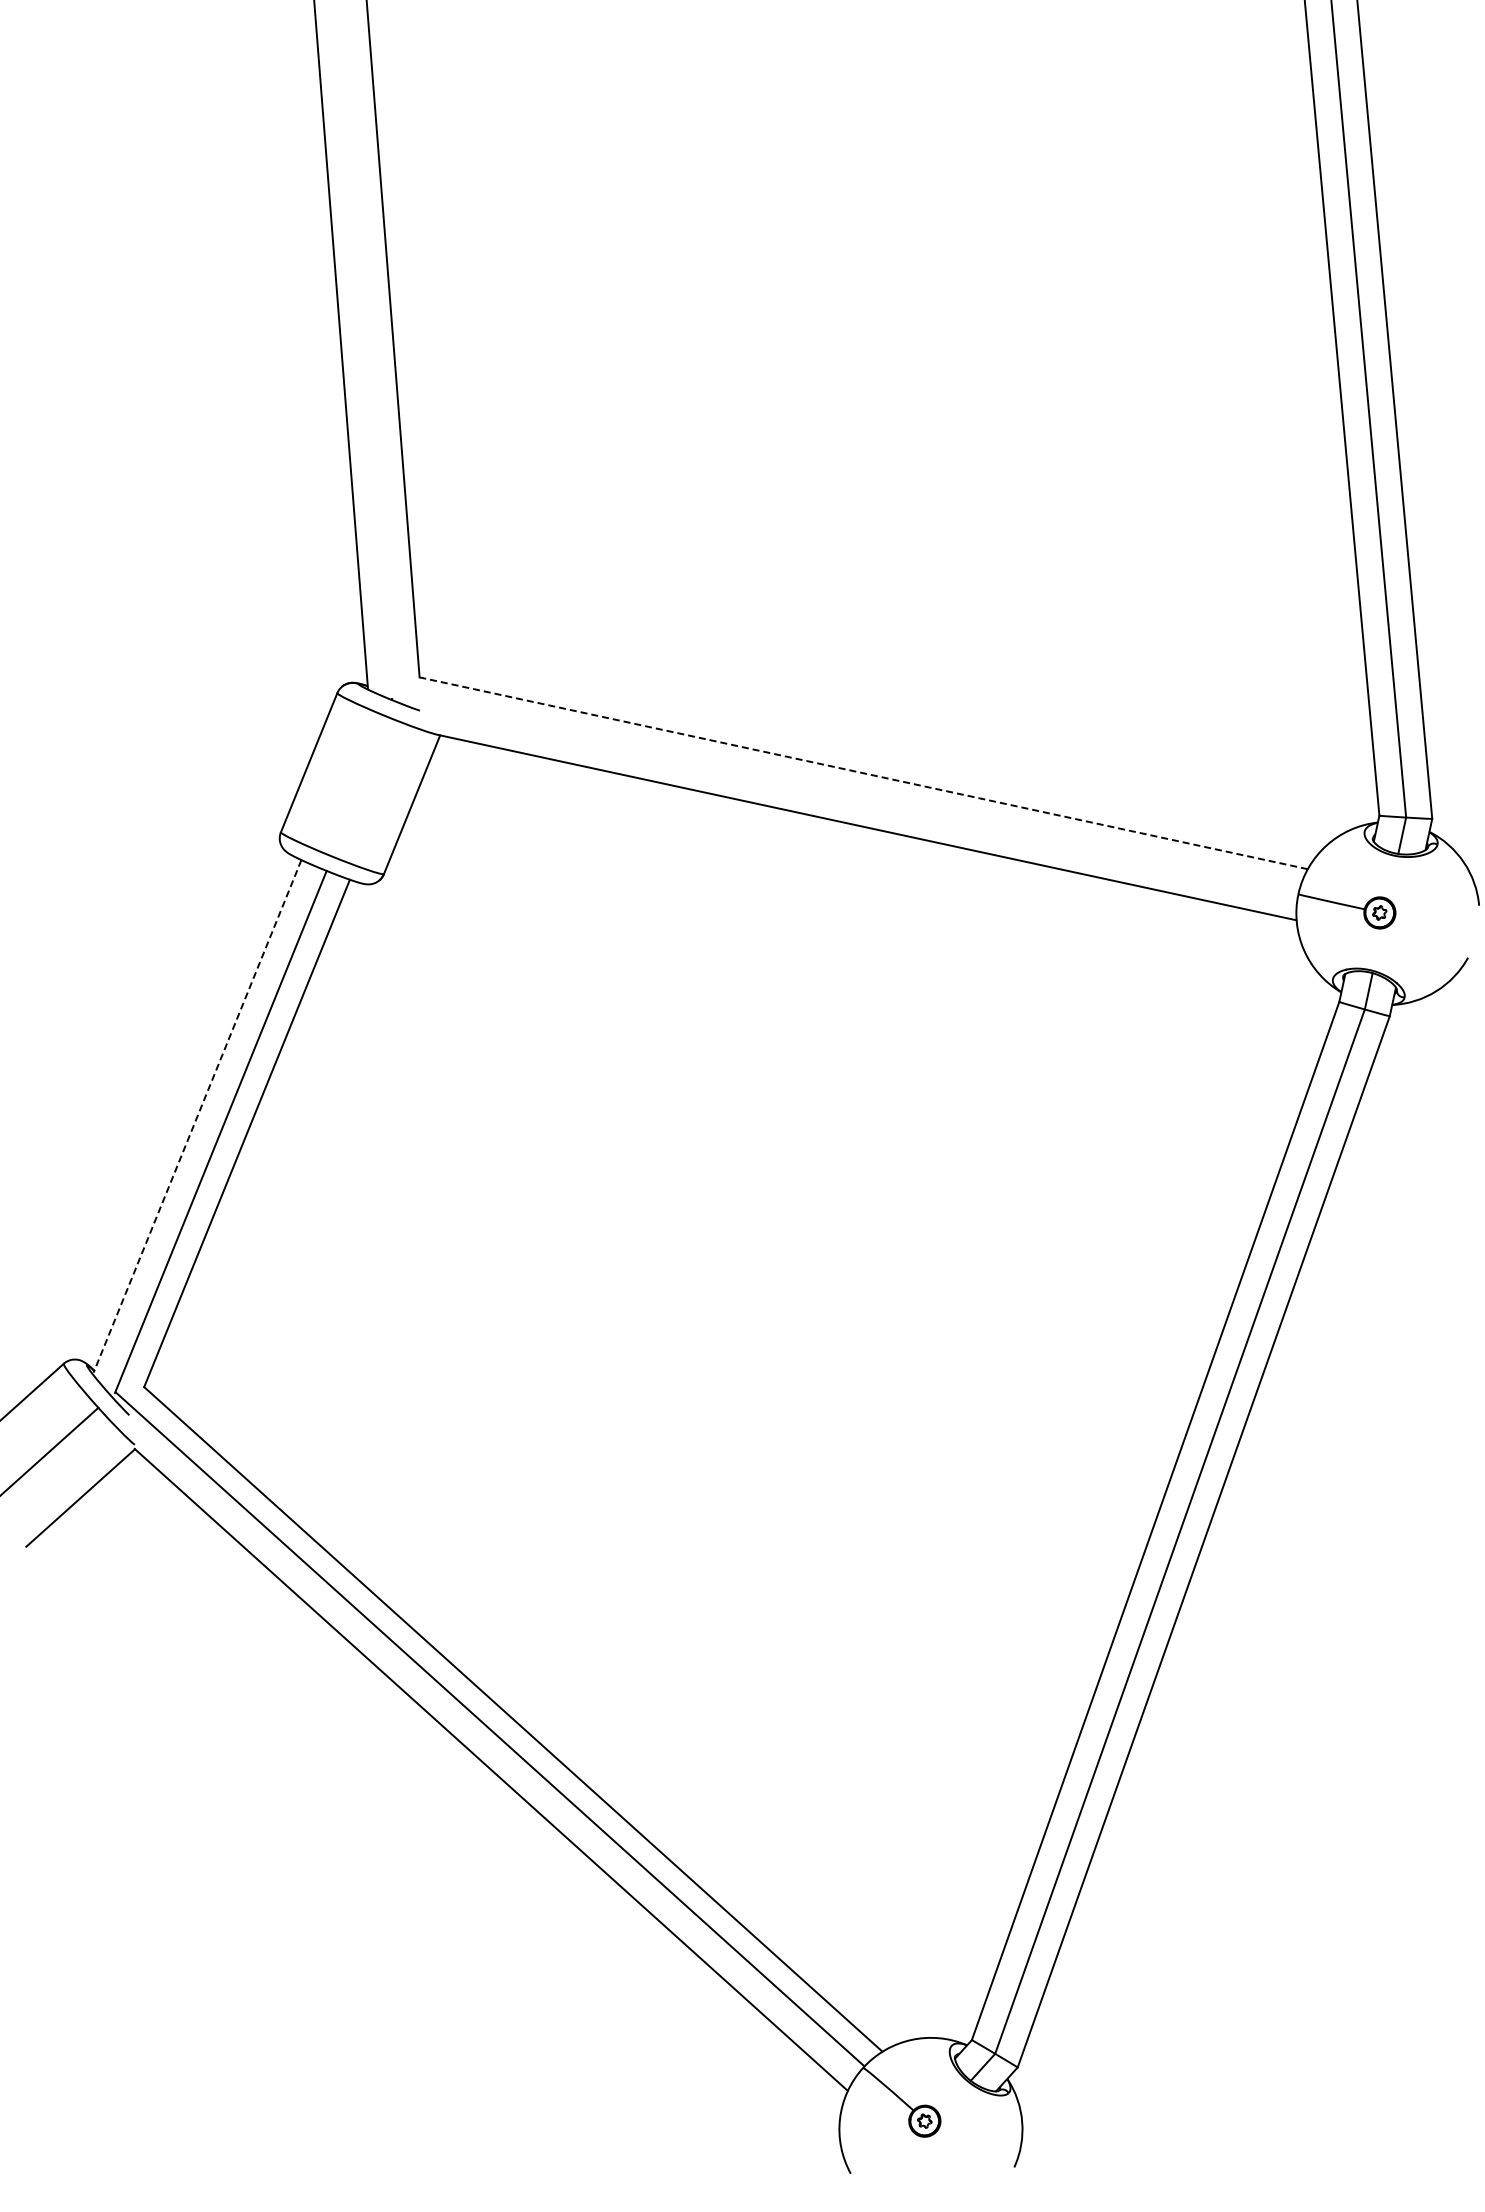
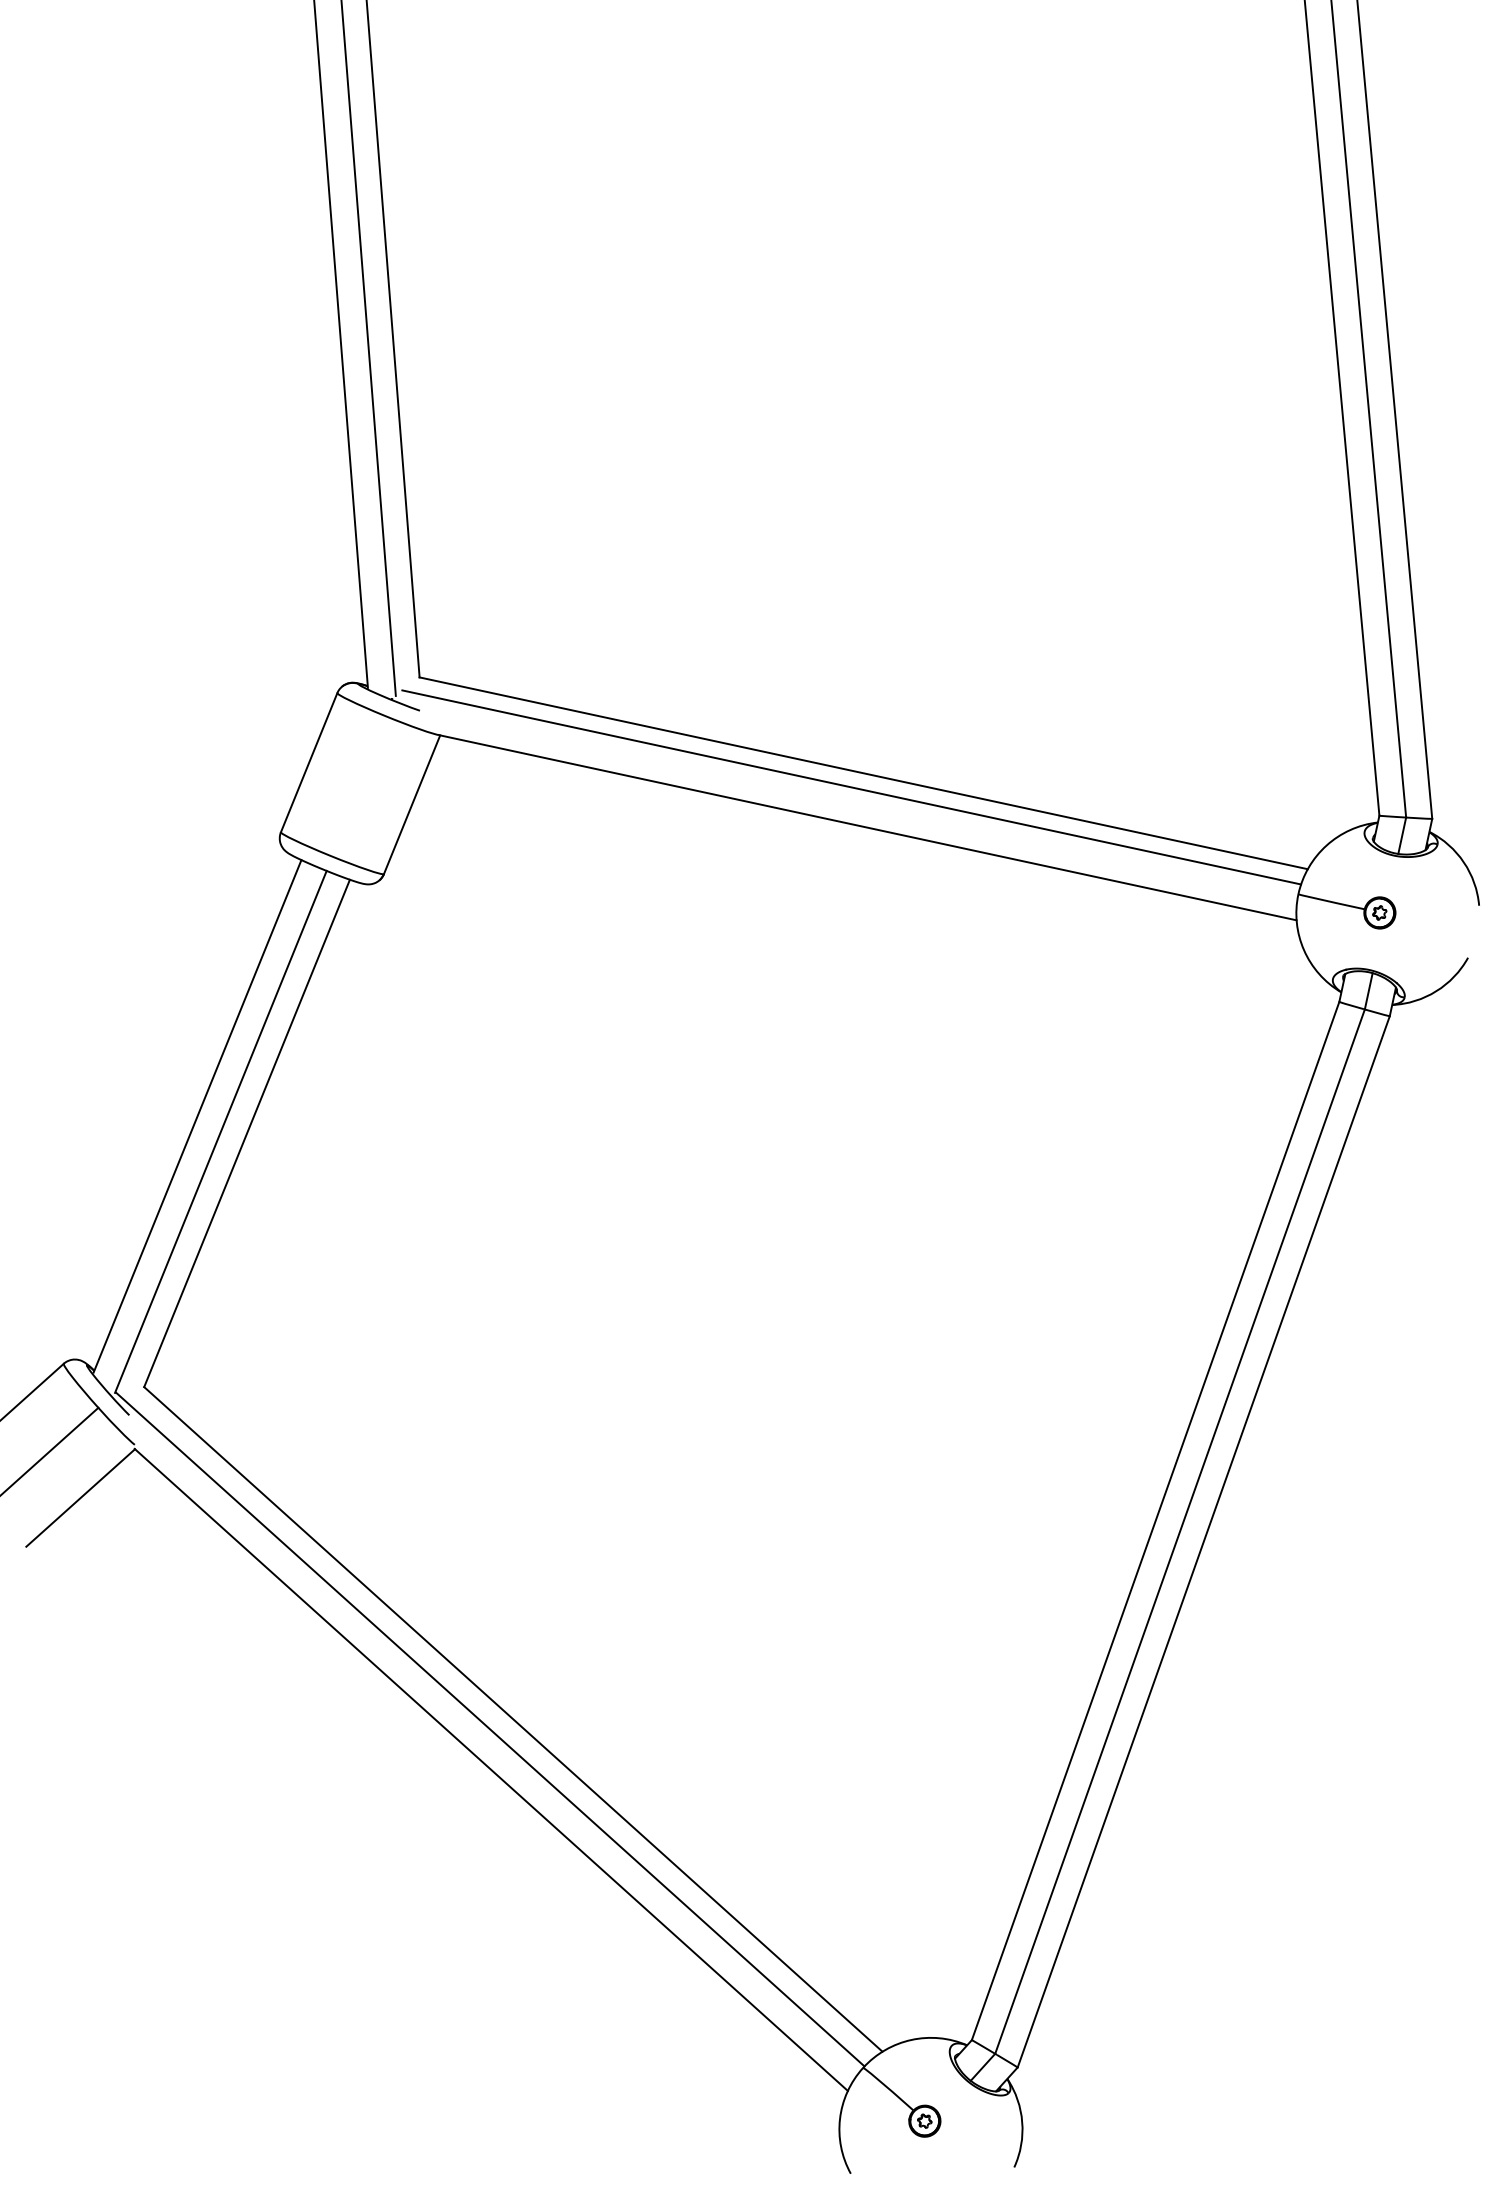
line: none -> present (368, 348)
line: dashed -> solid (863, 773)
line: none -> present (851, 787)
line: dashed -> solid (197, 1116)
